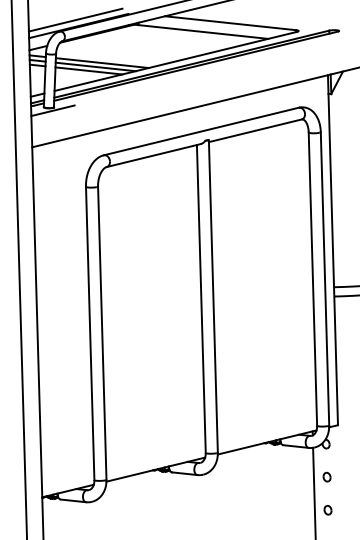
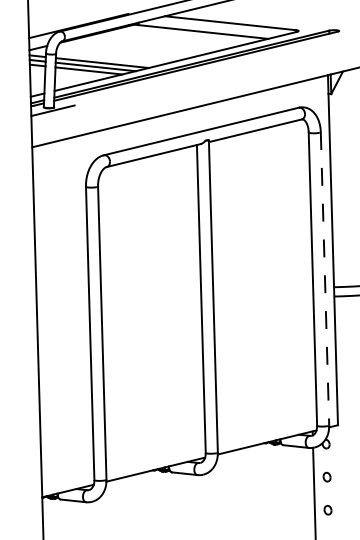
line: present -> none (75, 19)
line: present -> none (18, 269)
line: solid -> dashed (324, 278)
